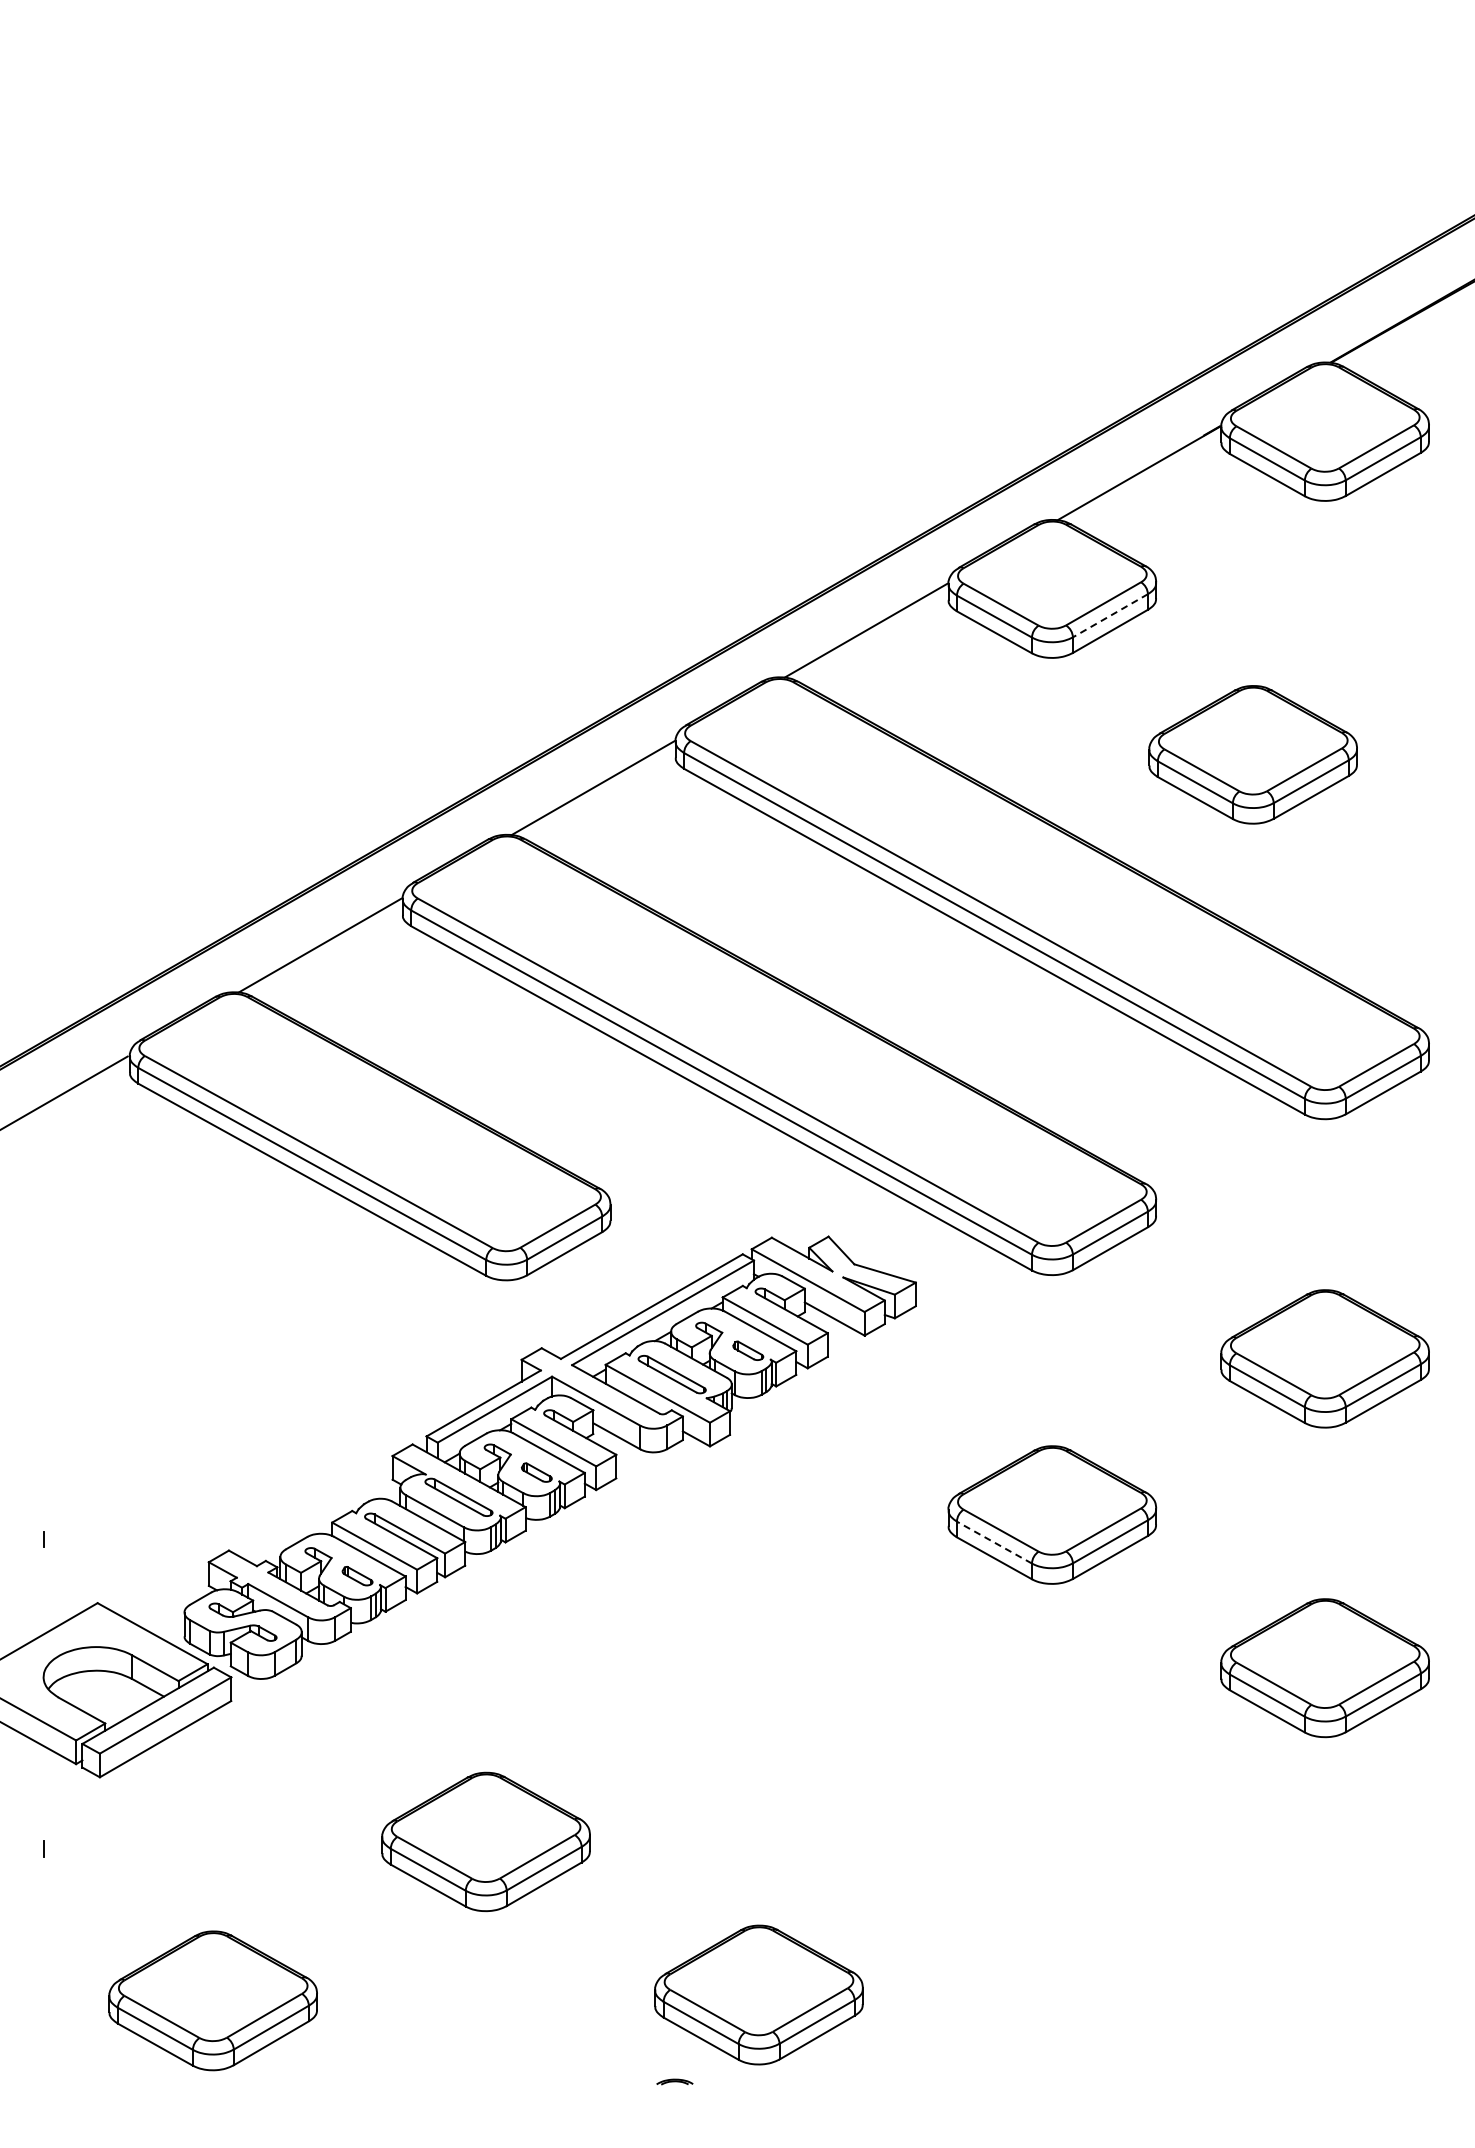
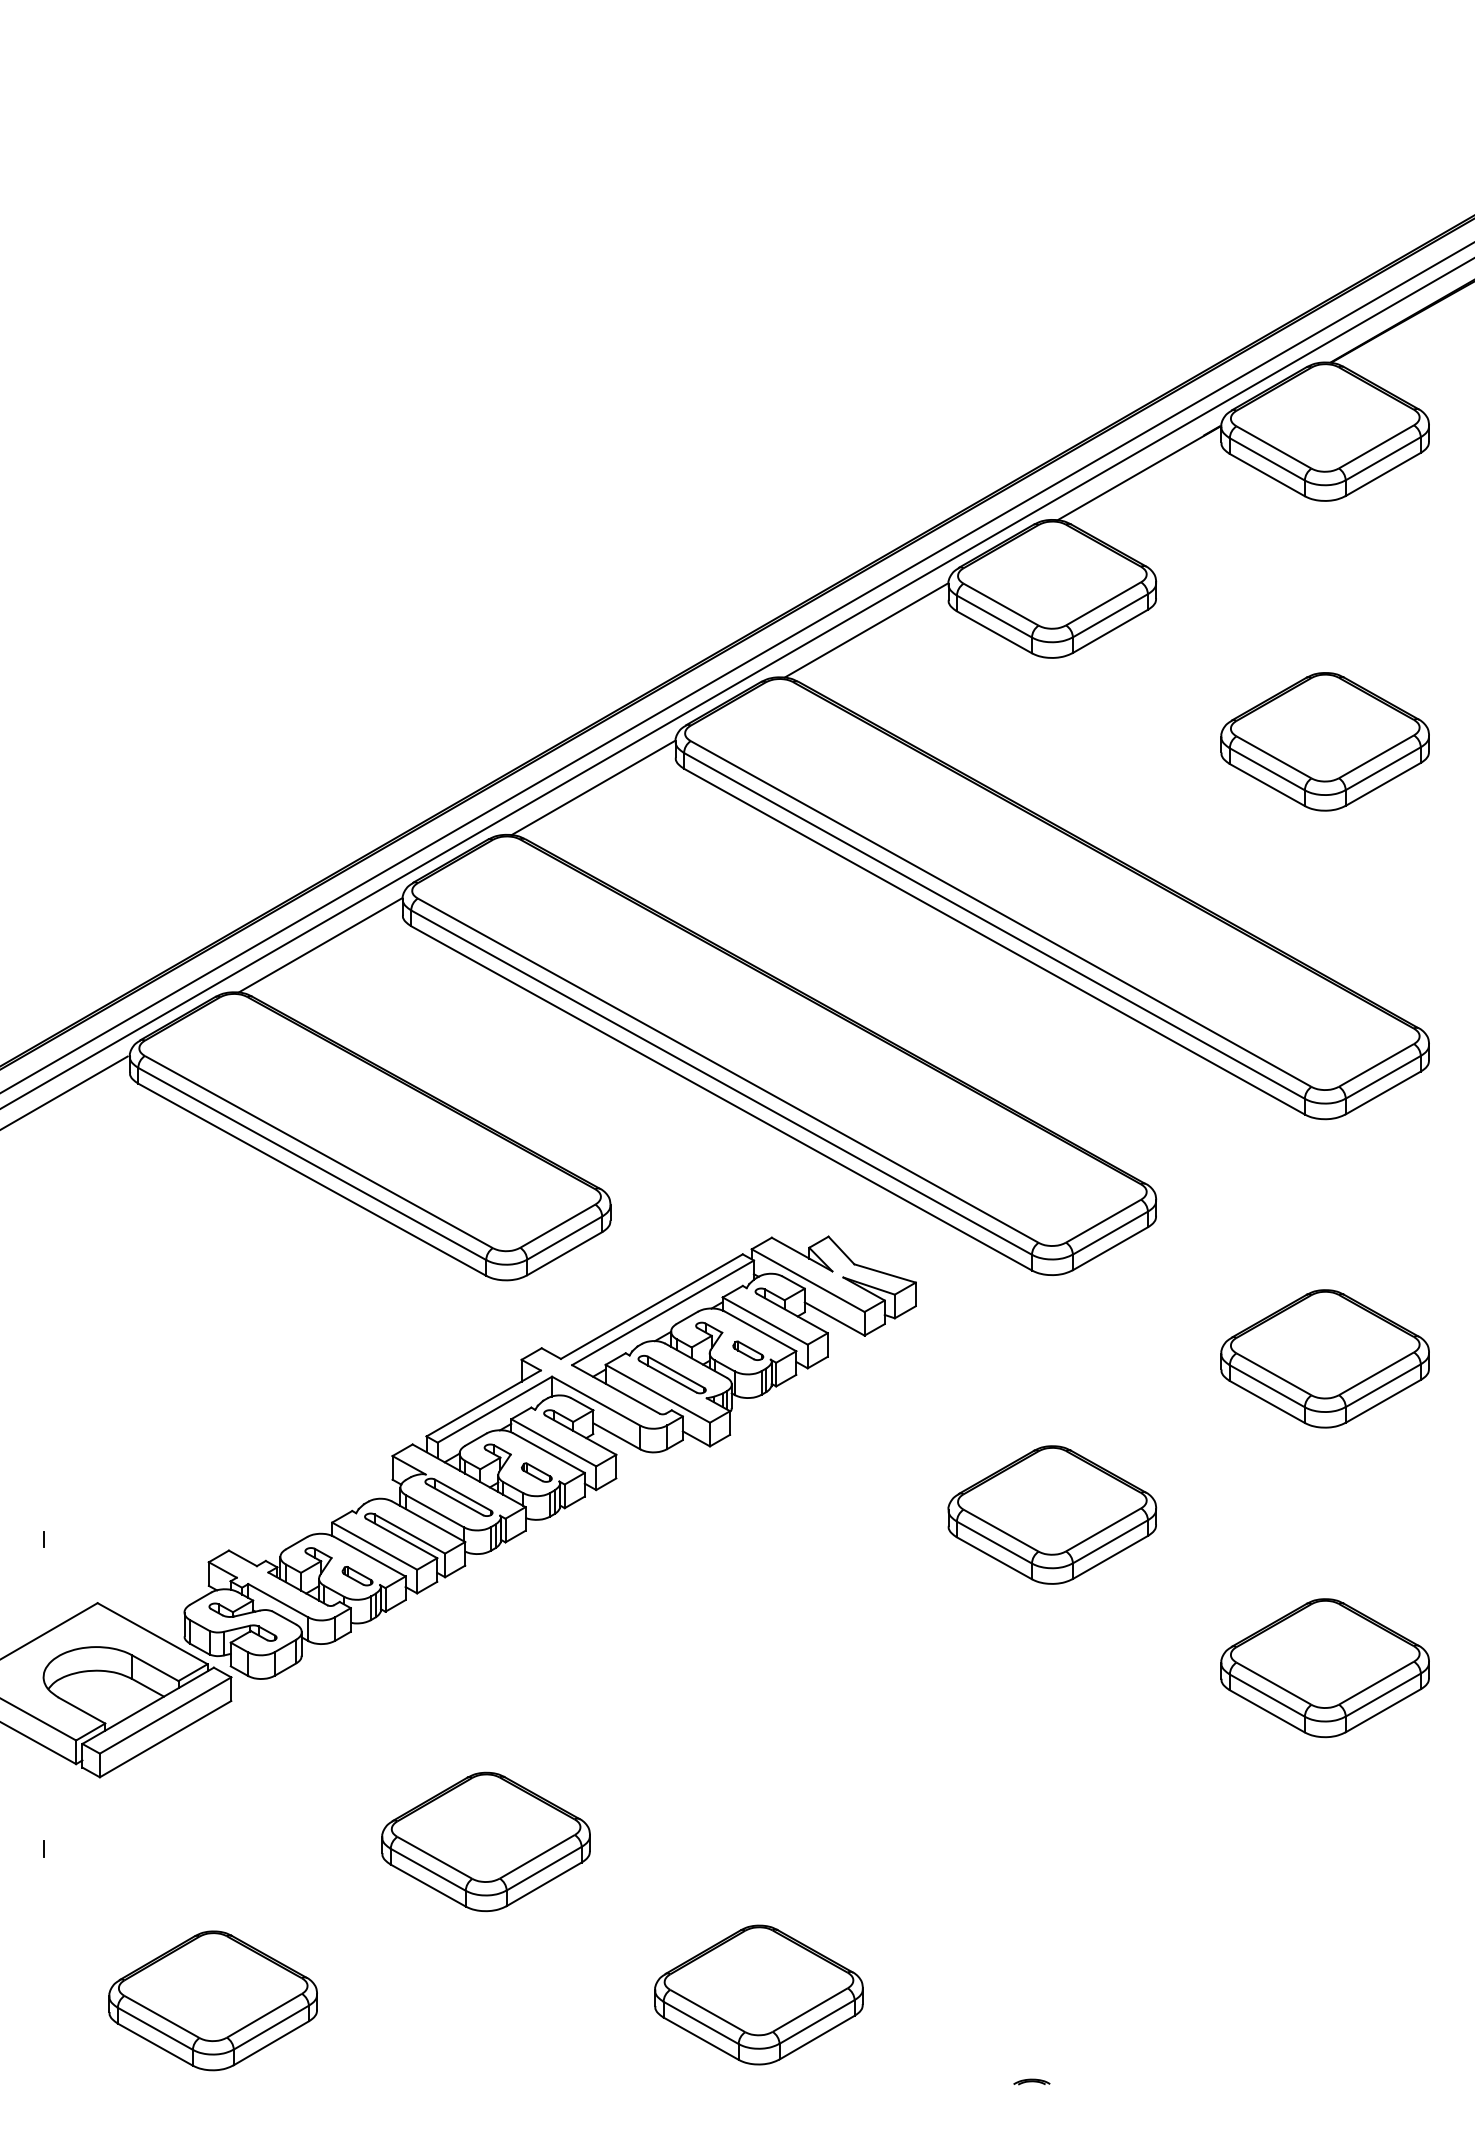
line: dashed -> solid (1110, 616)
line: none -> present (736, 667)
line: none -> present (736, 683)
part position: (1252, 754) -> (1324, 741) (1324, 741)
line: dashed -> solid (994, 1542)
part position: (674, 2081) -> (1031, 2081) (1031, 2081)
